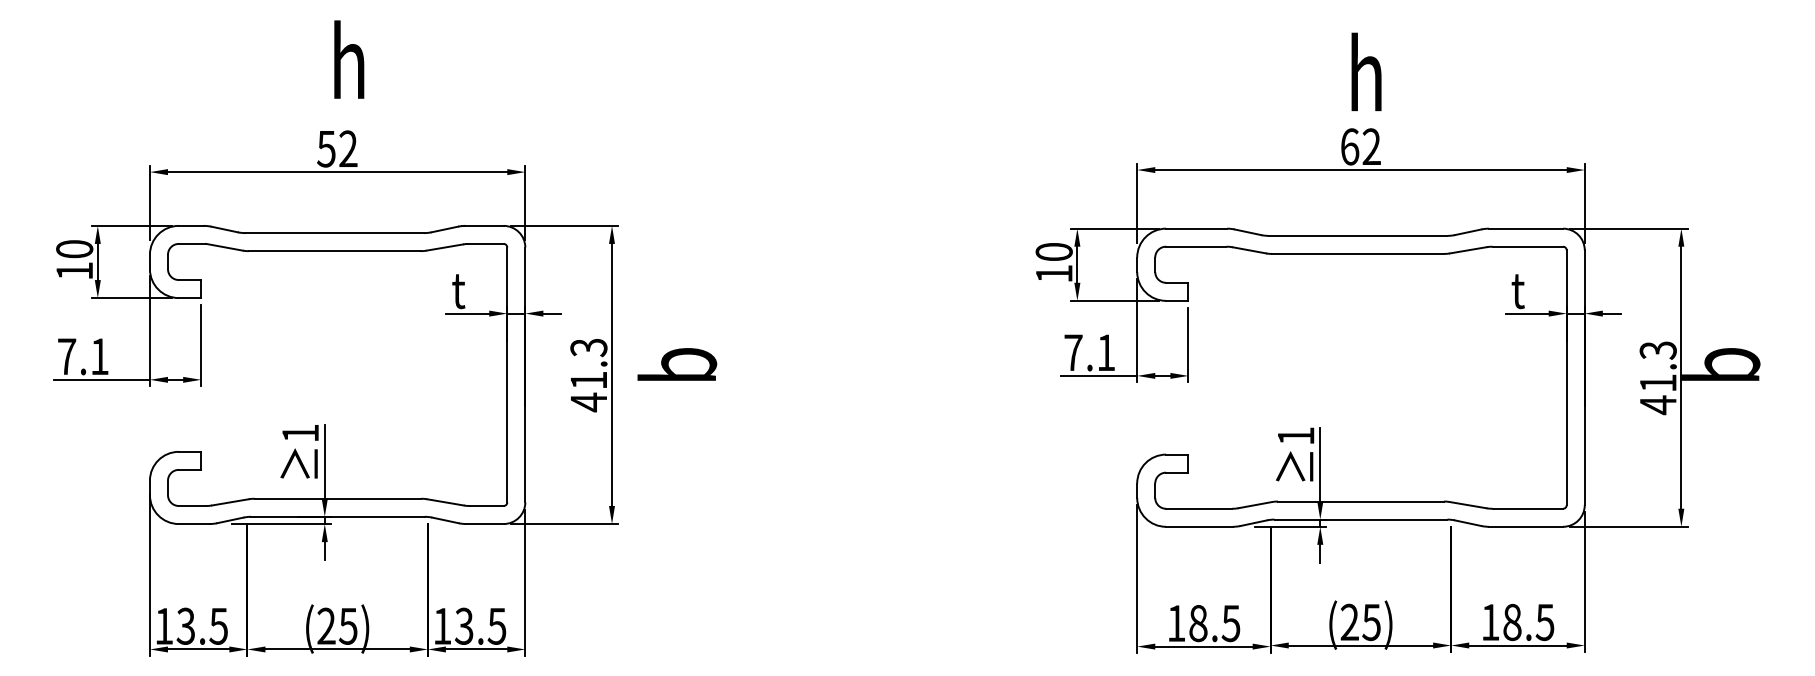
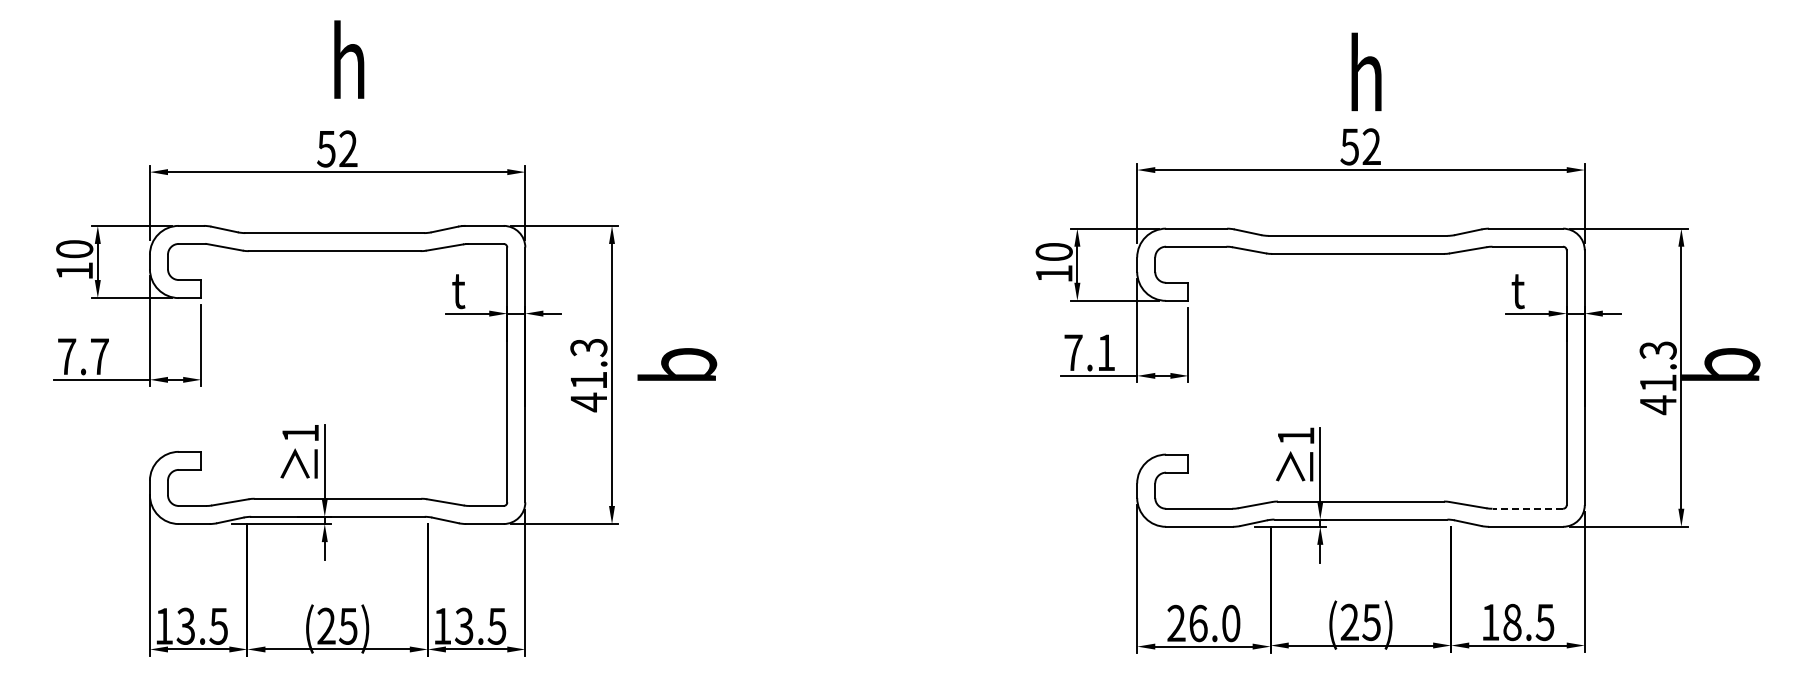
text: 62 -> 52 (1349, 146)
text: 7.1 -> 7.7 (99, 356)
line: solid -> dashed (1527, 508)
text: 18.5 -> 26.0 (1203, 623)
